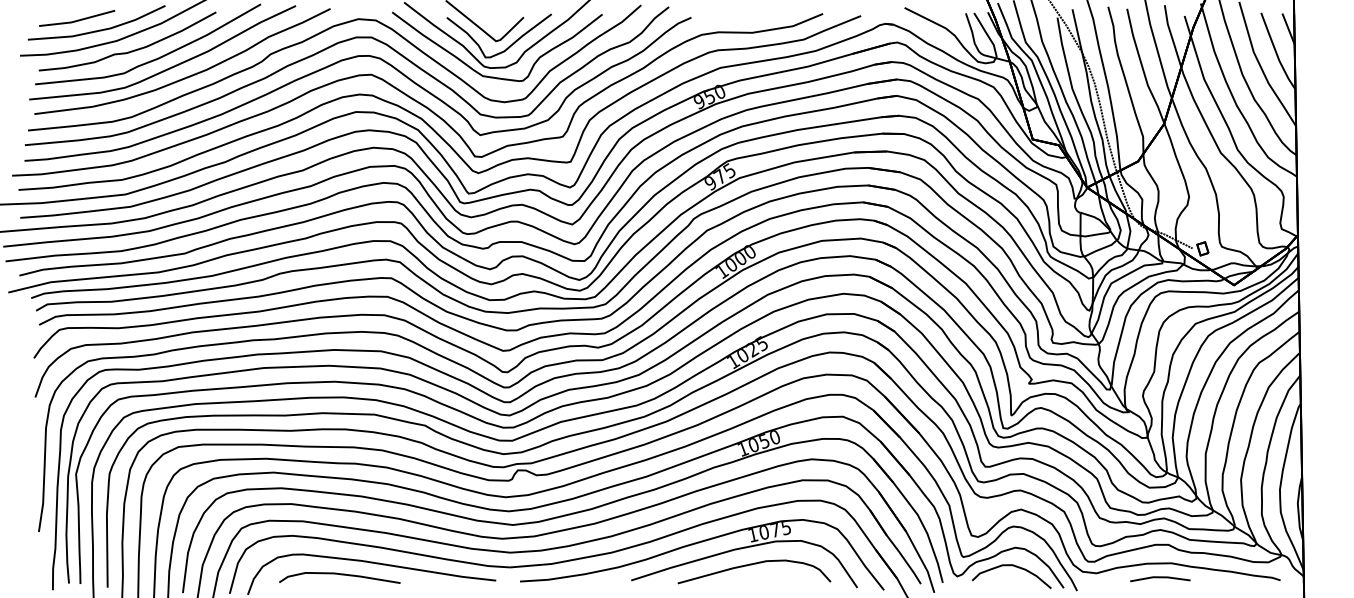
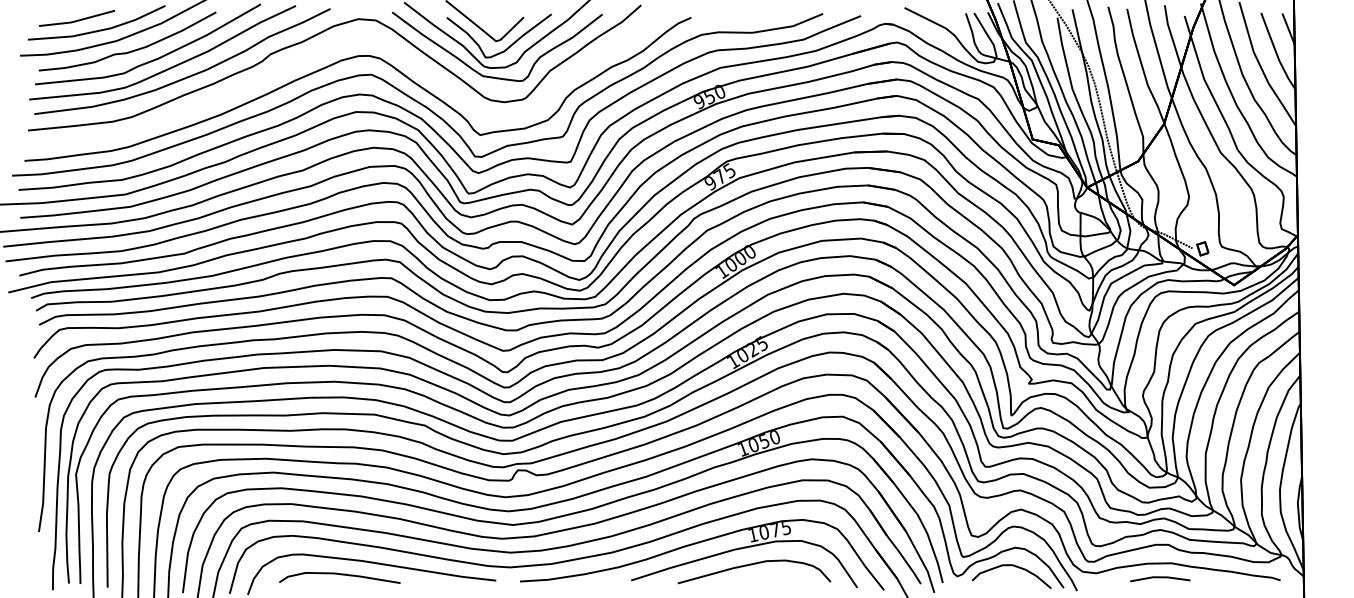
part: present -> none (331, 47)
